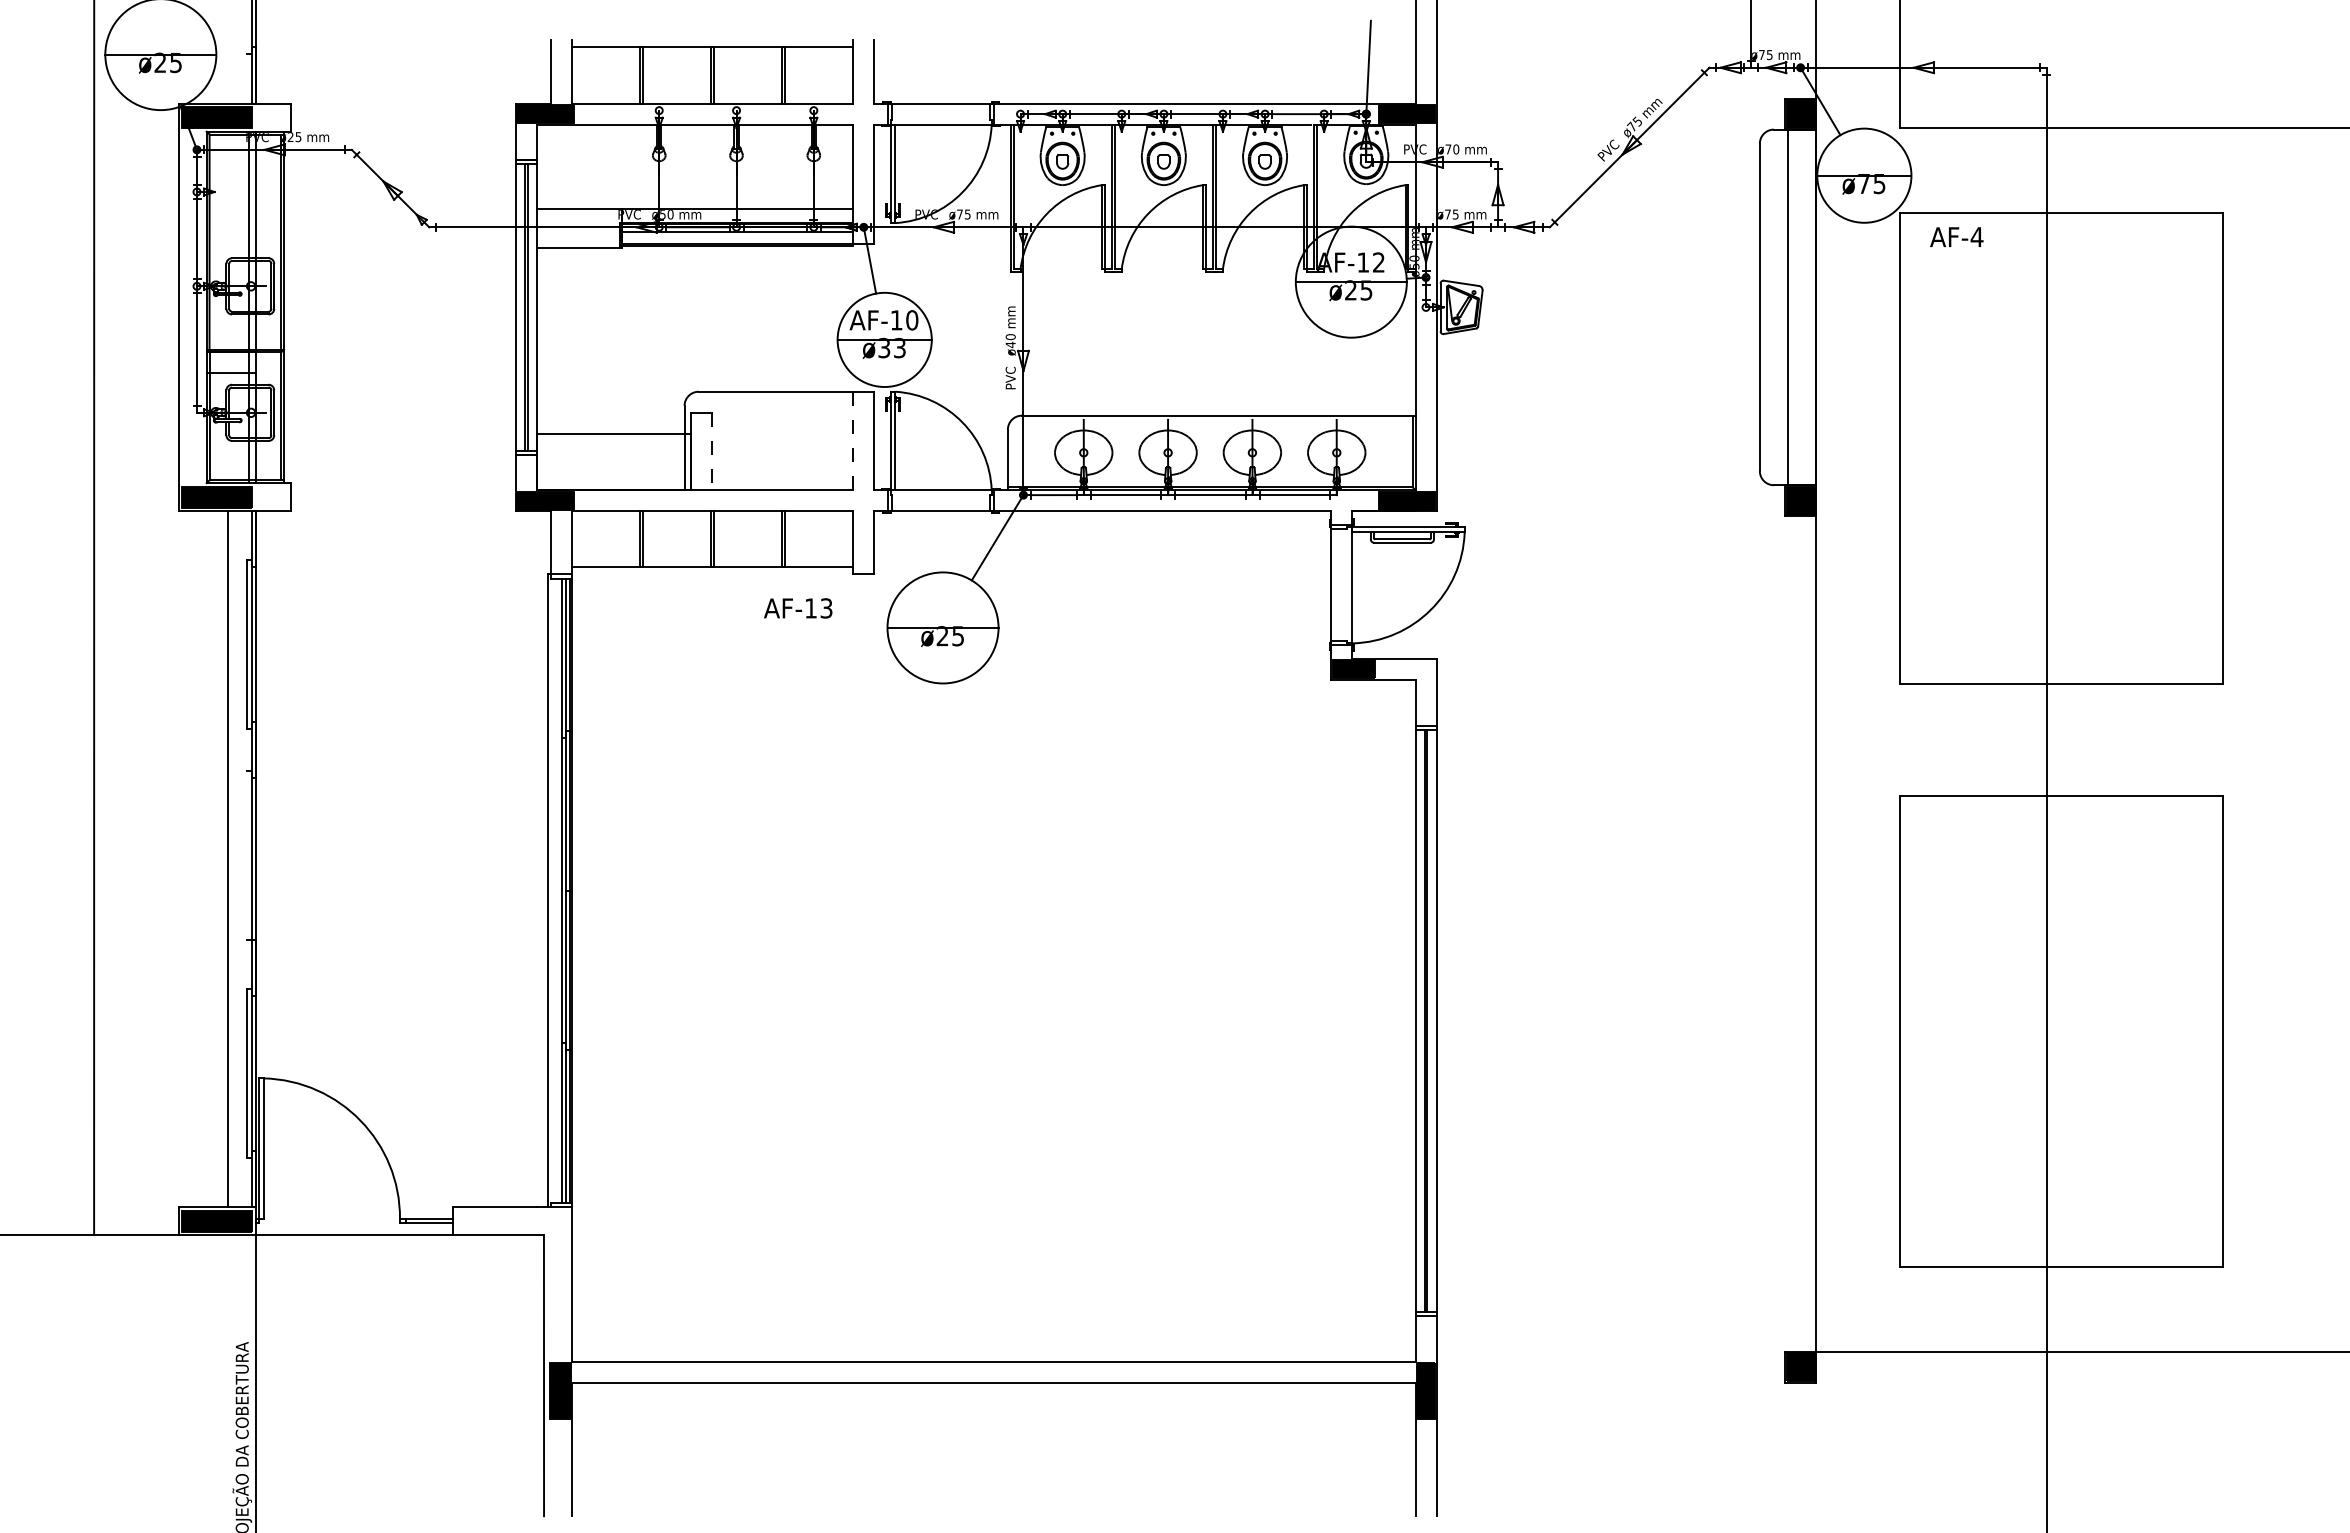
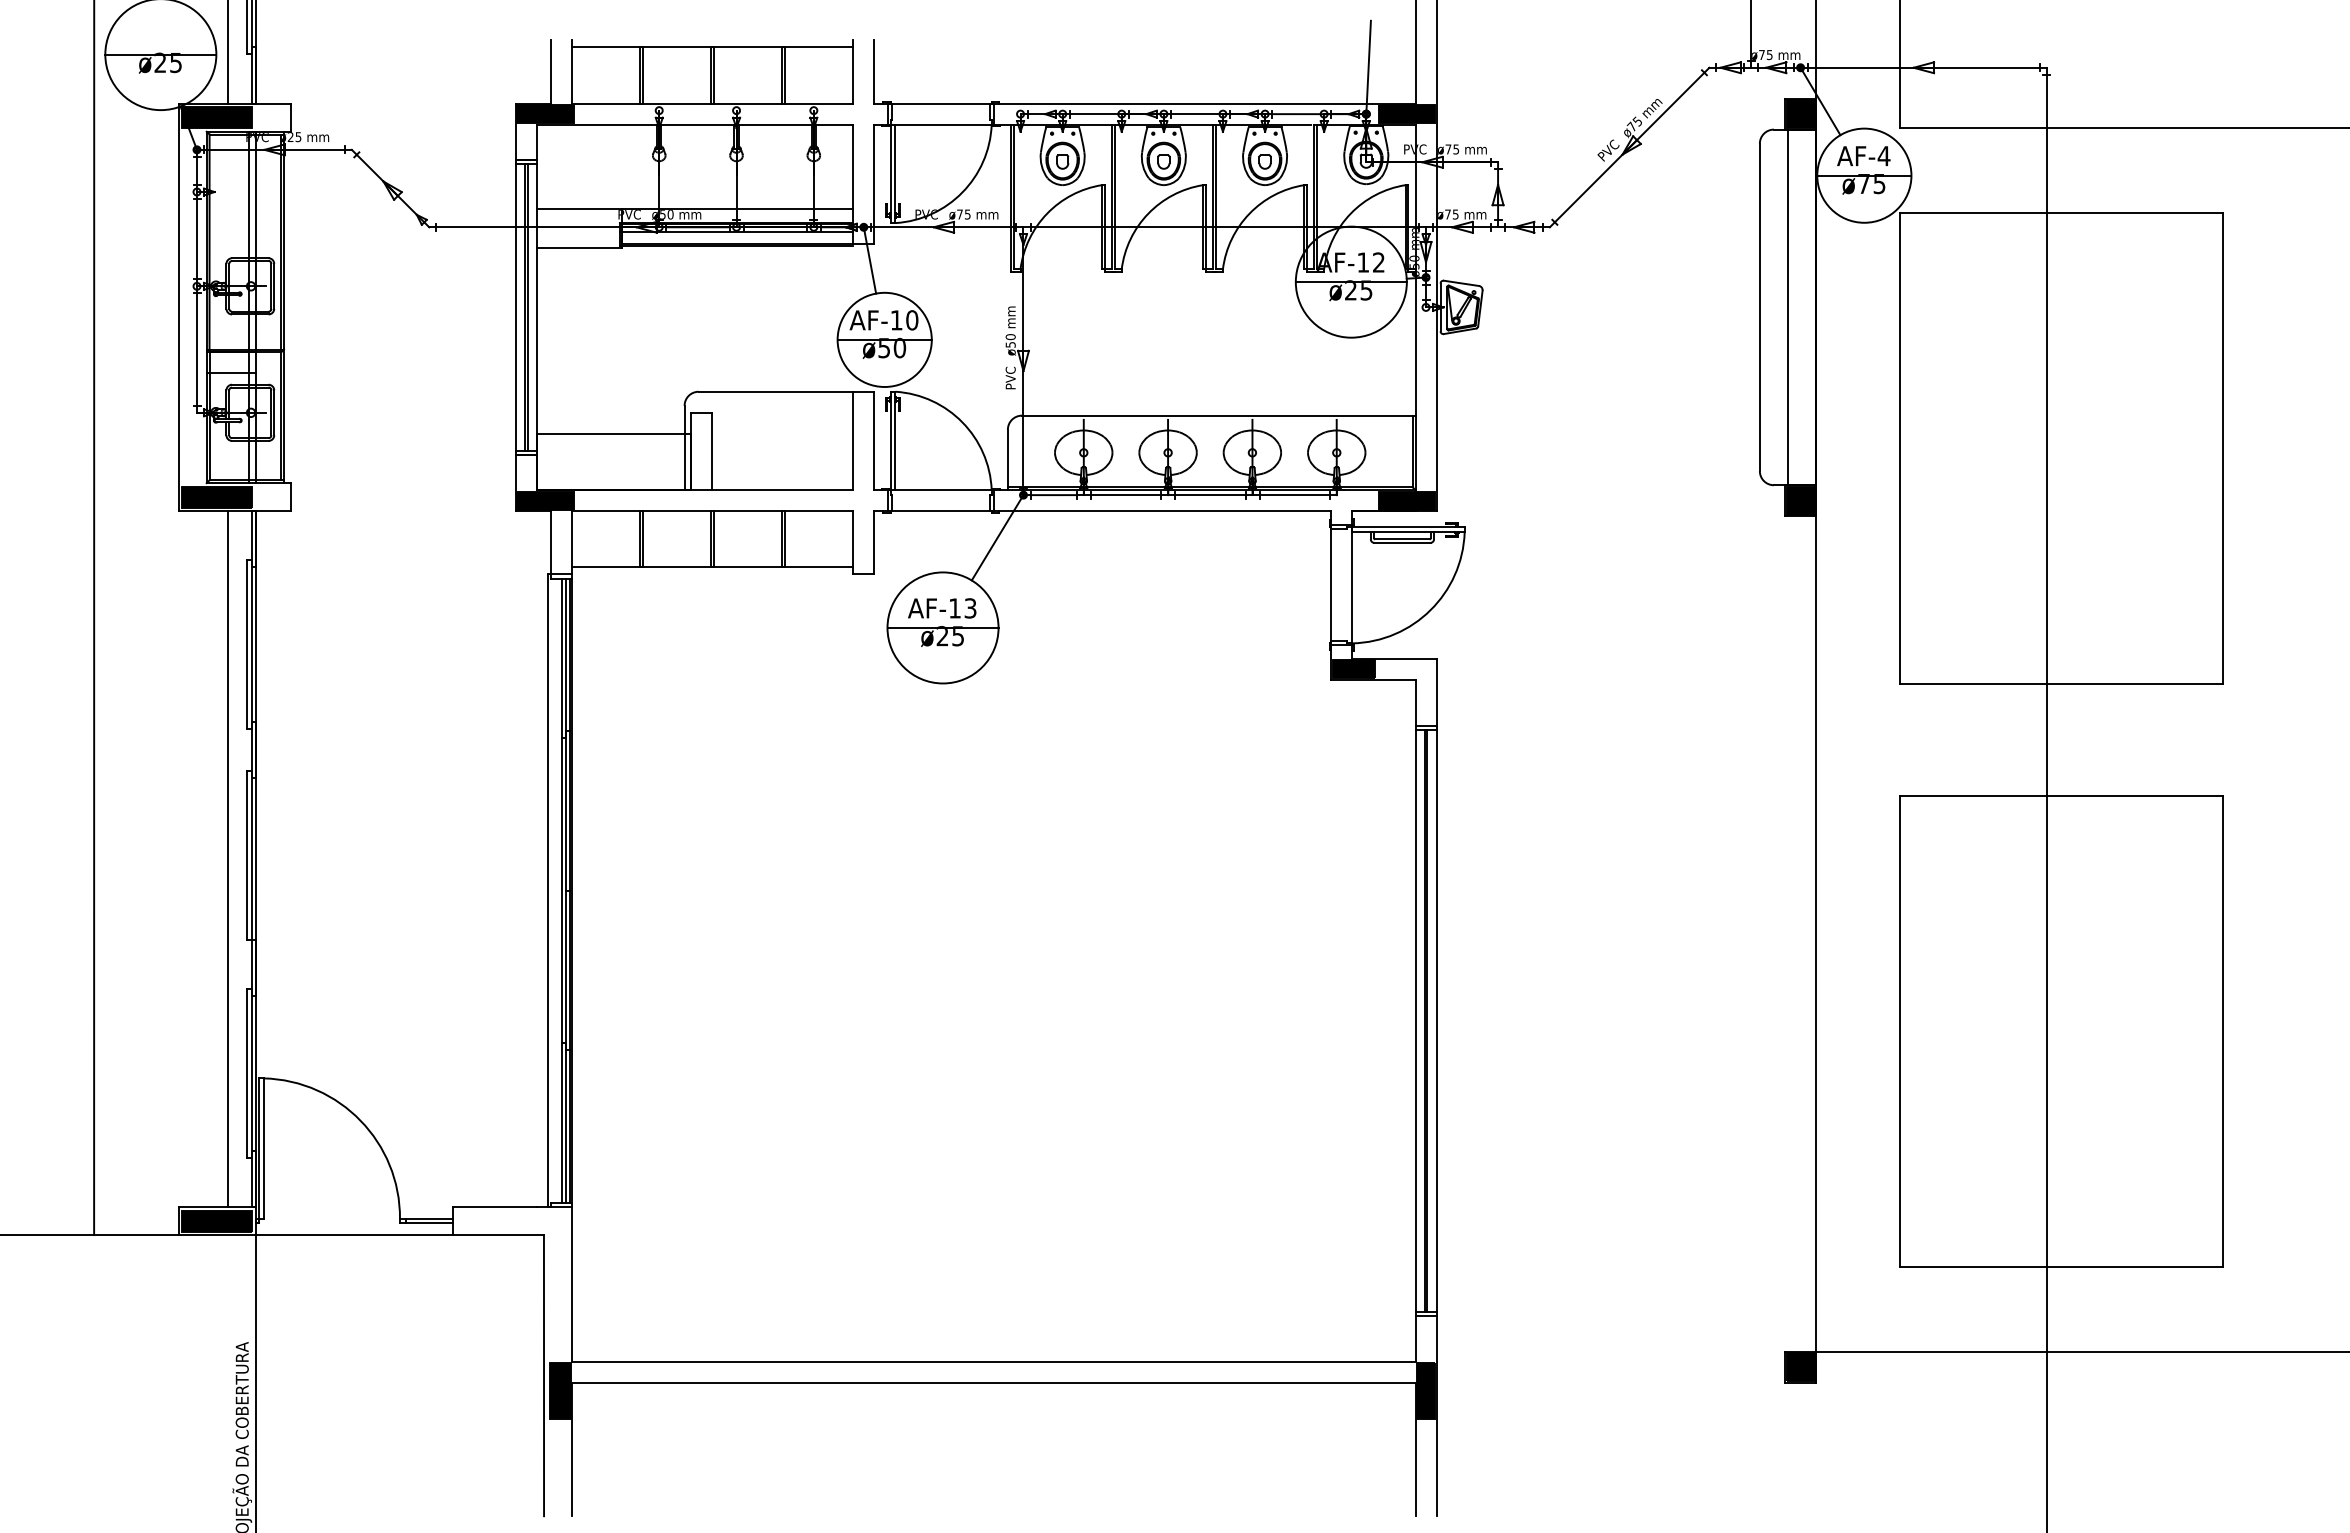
line: none -> present (247, 28)
line: none -> present (227, 52)
text: ø70 -> ø75 (1456, 149)
text position: (1956, 236) -> (1863, 155) (1863, 155)
text: ø40 -> ø50 (1010, 344)
text: ø33 -> ø50 (892, 347)
line: dashed -> solid (853, 441)
line: dashed -> solid (712, 451)
text position: (798, 608) -> (942, 608) (942, 608)
line: none -> present (247, 855)
